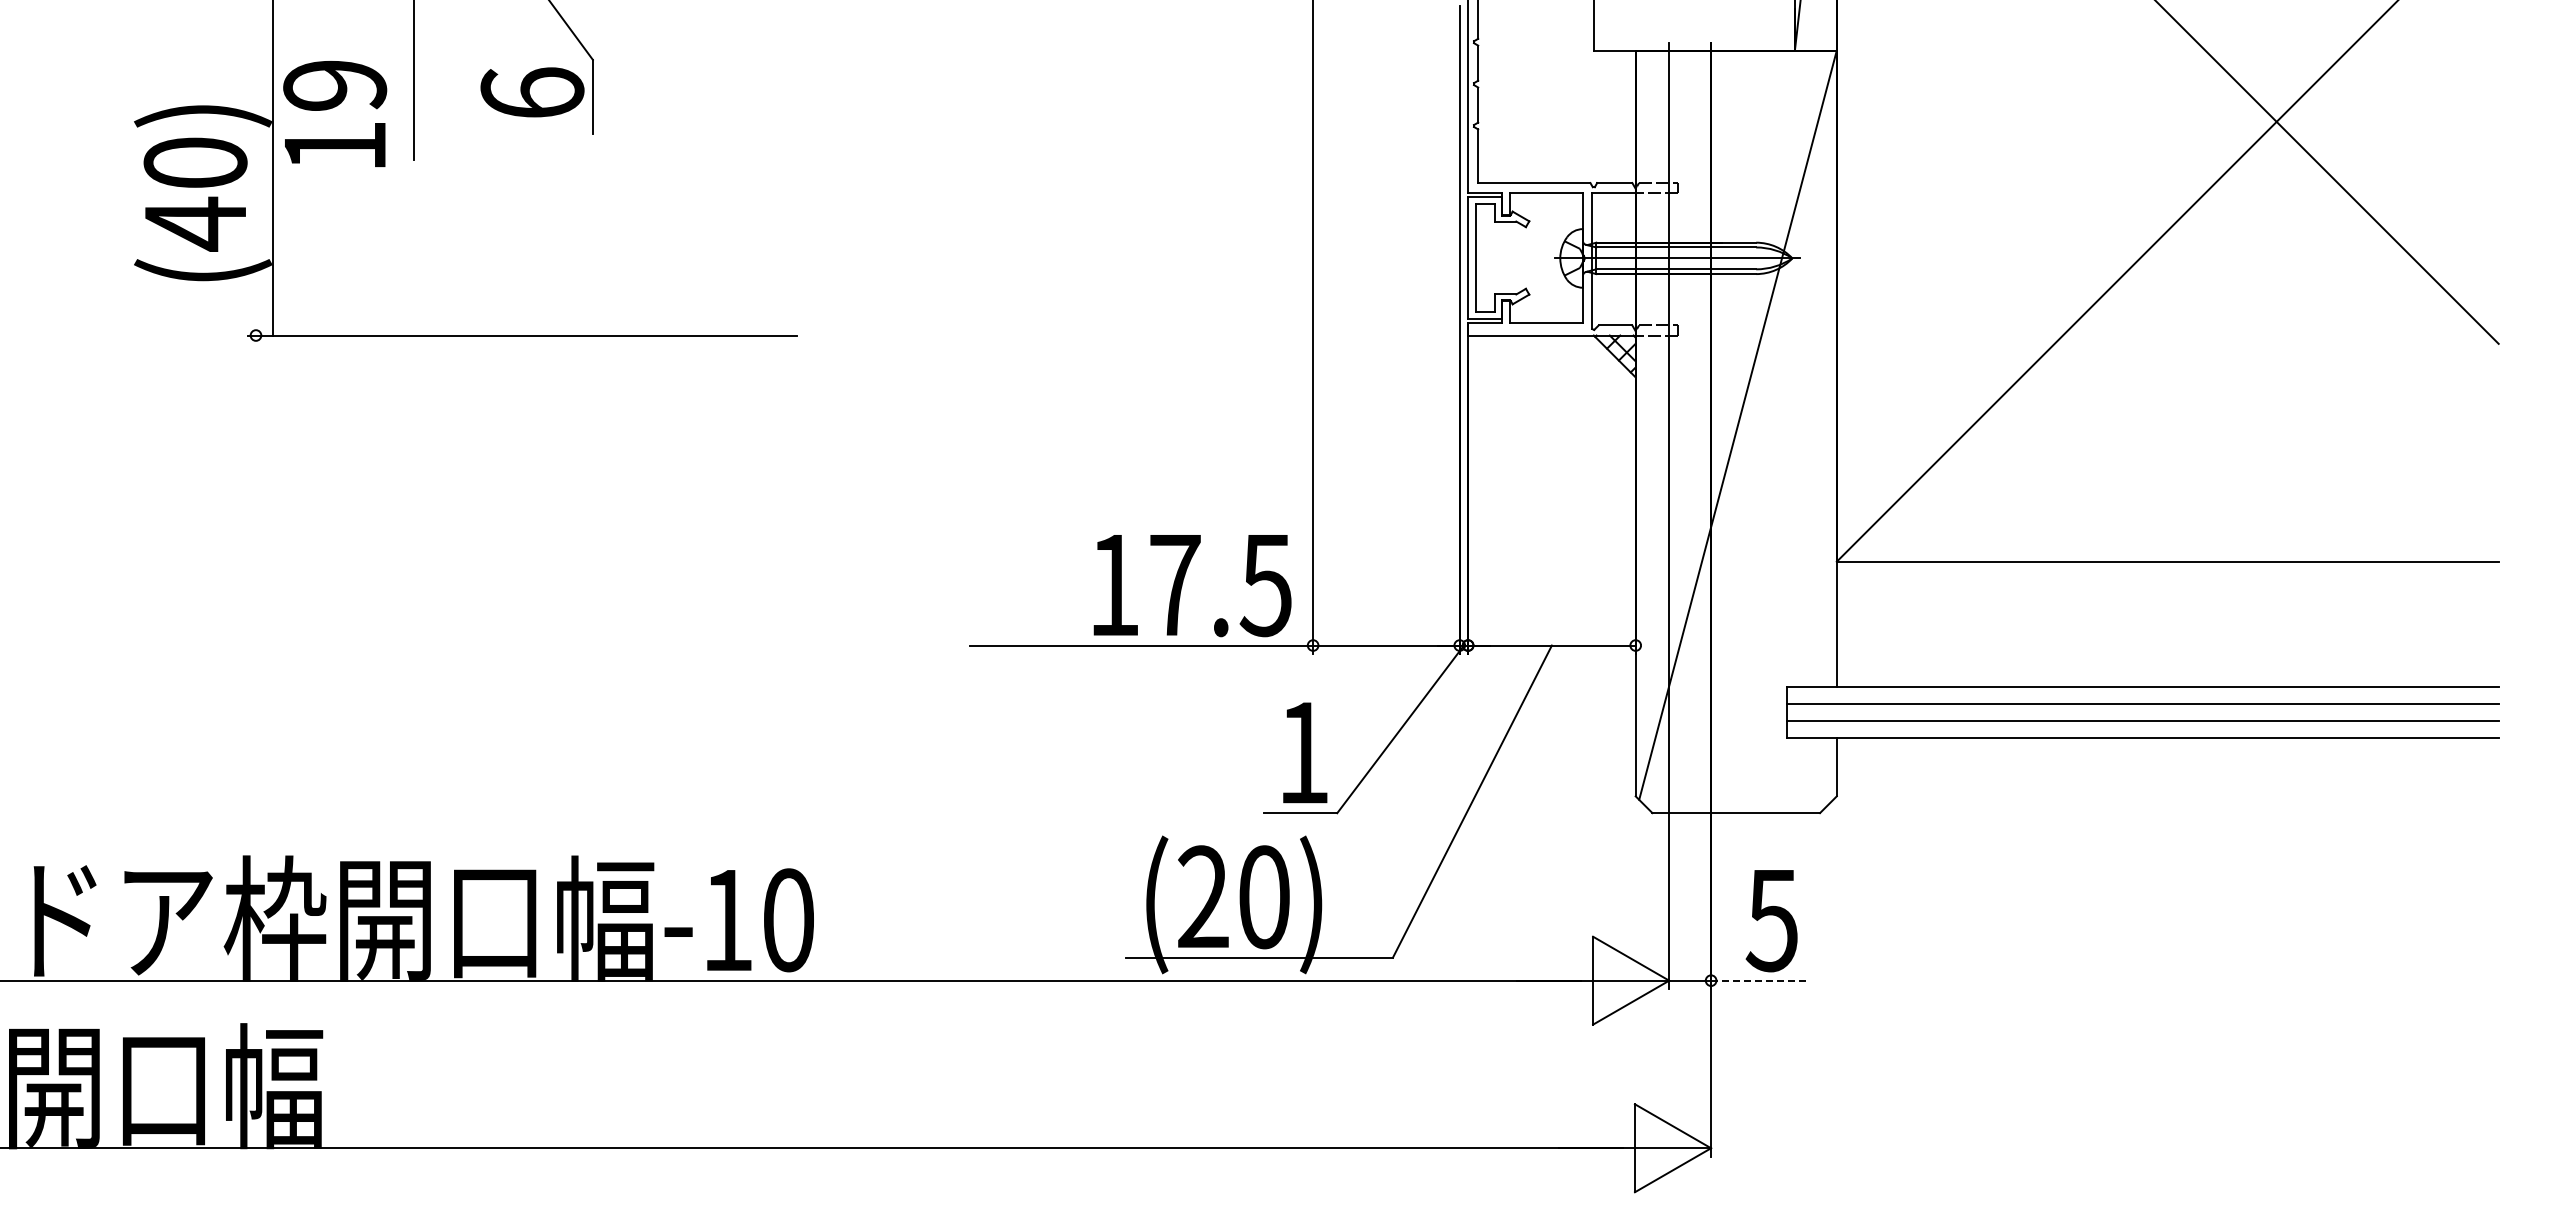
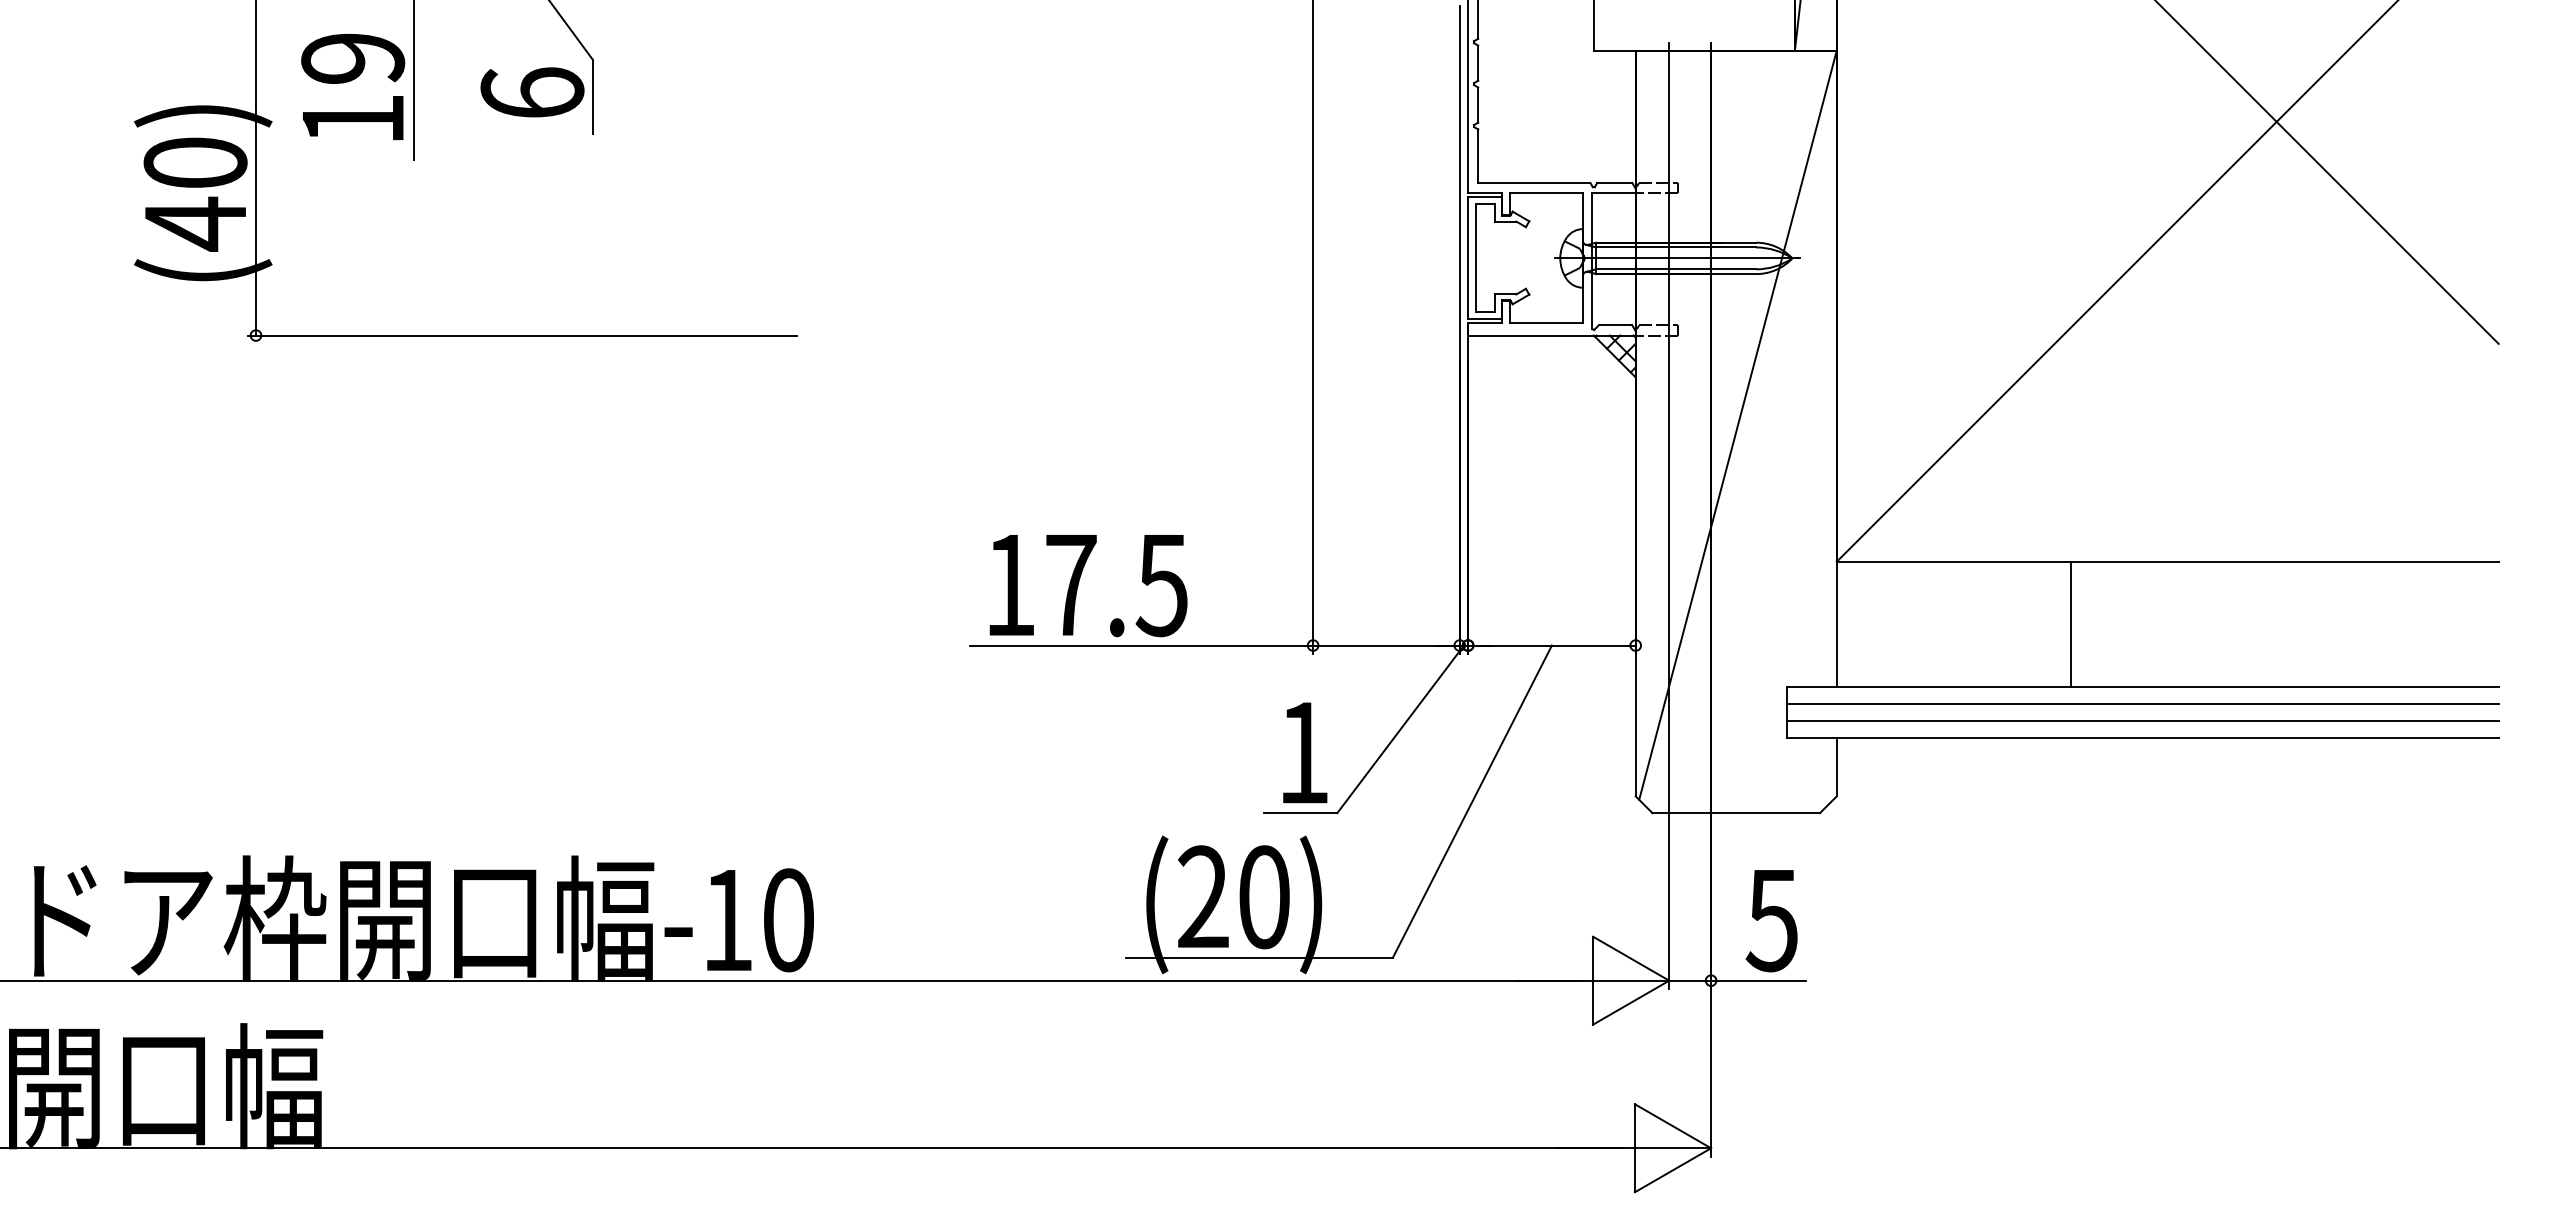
text position: (335, 113) -> (353, 86) (353, 86)
line position: (272, 168) -> (255, 168) (255, 168)
text position: (1192, 586) -> (1088, 586) (1088, 586)
line: none -> present (2071, 624)
line: dashed -> solid (1758, 980)
